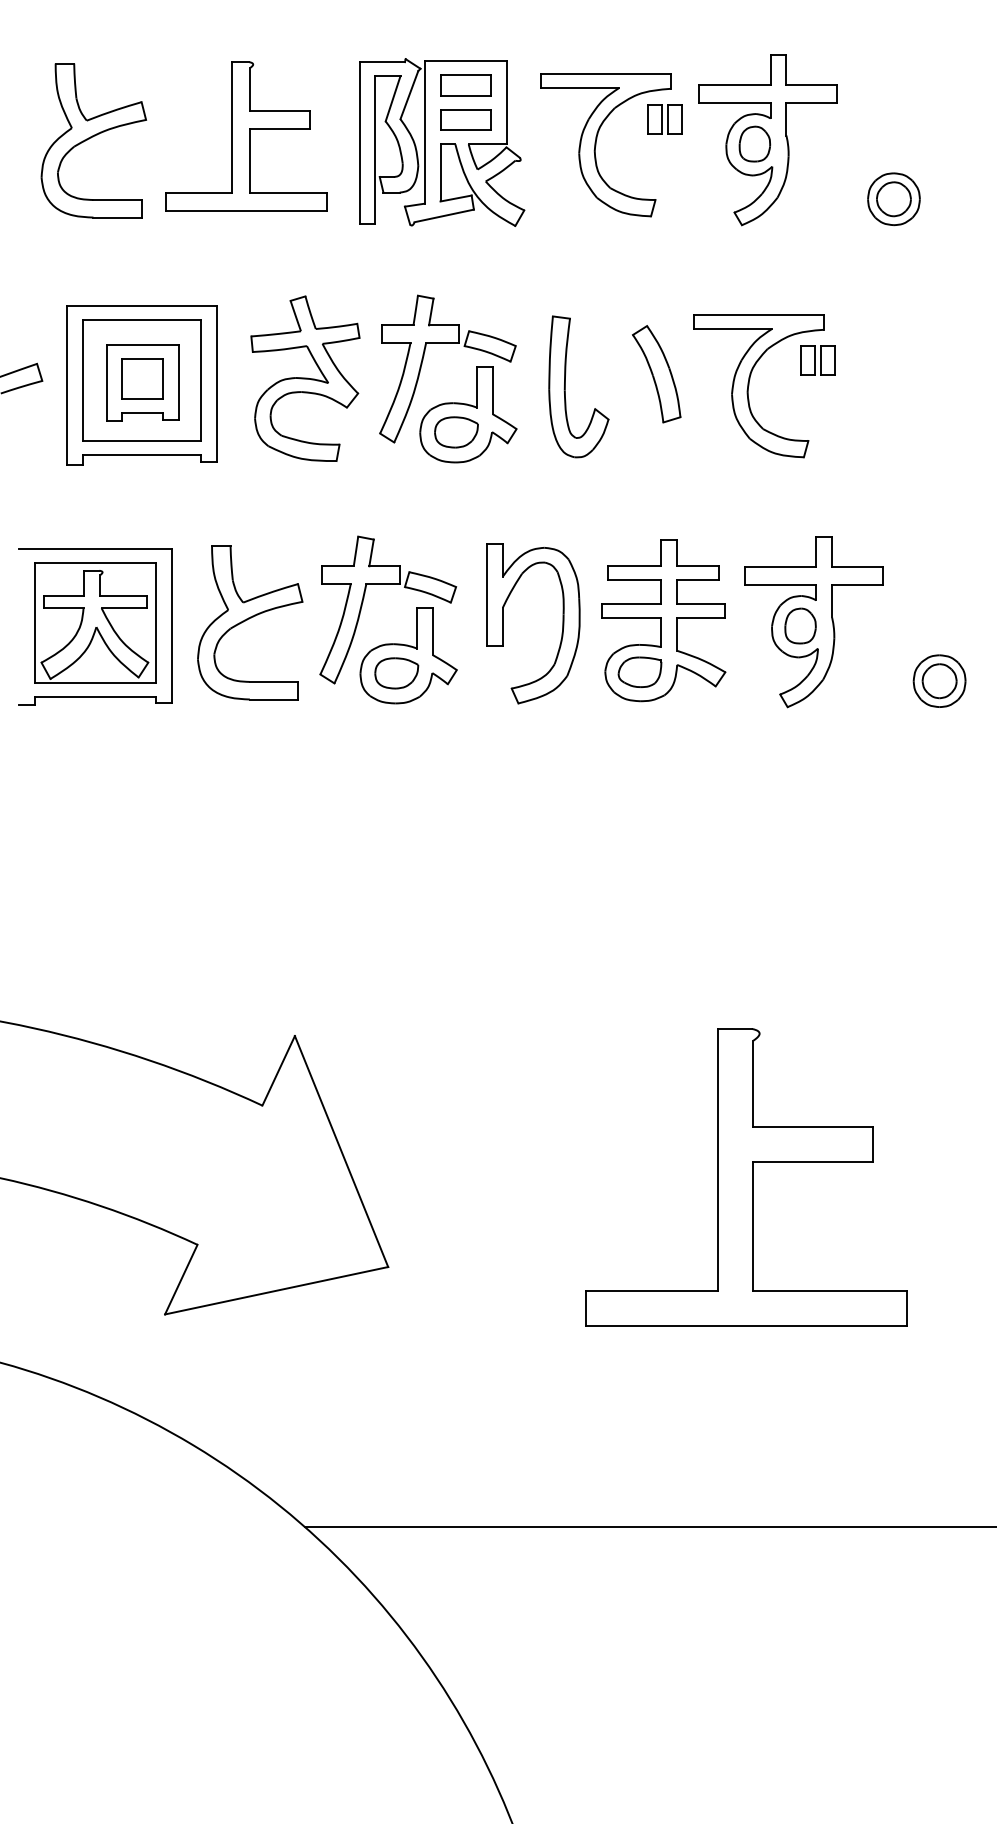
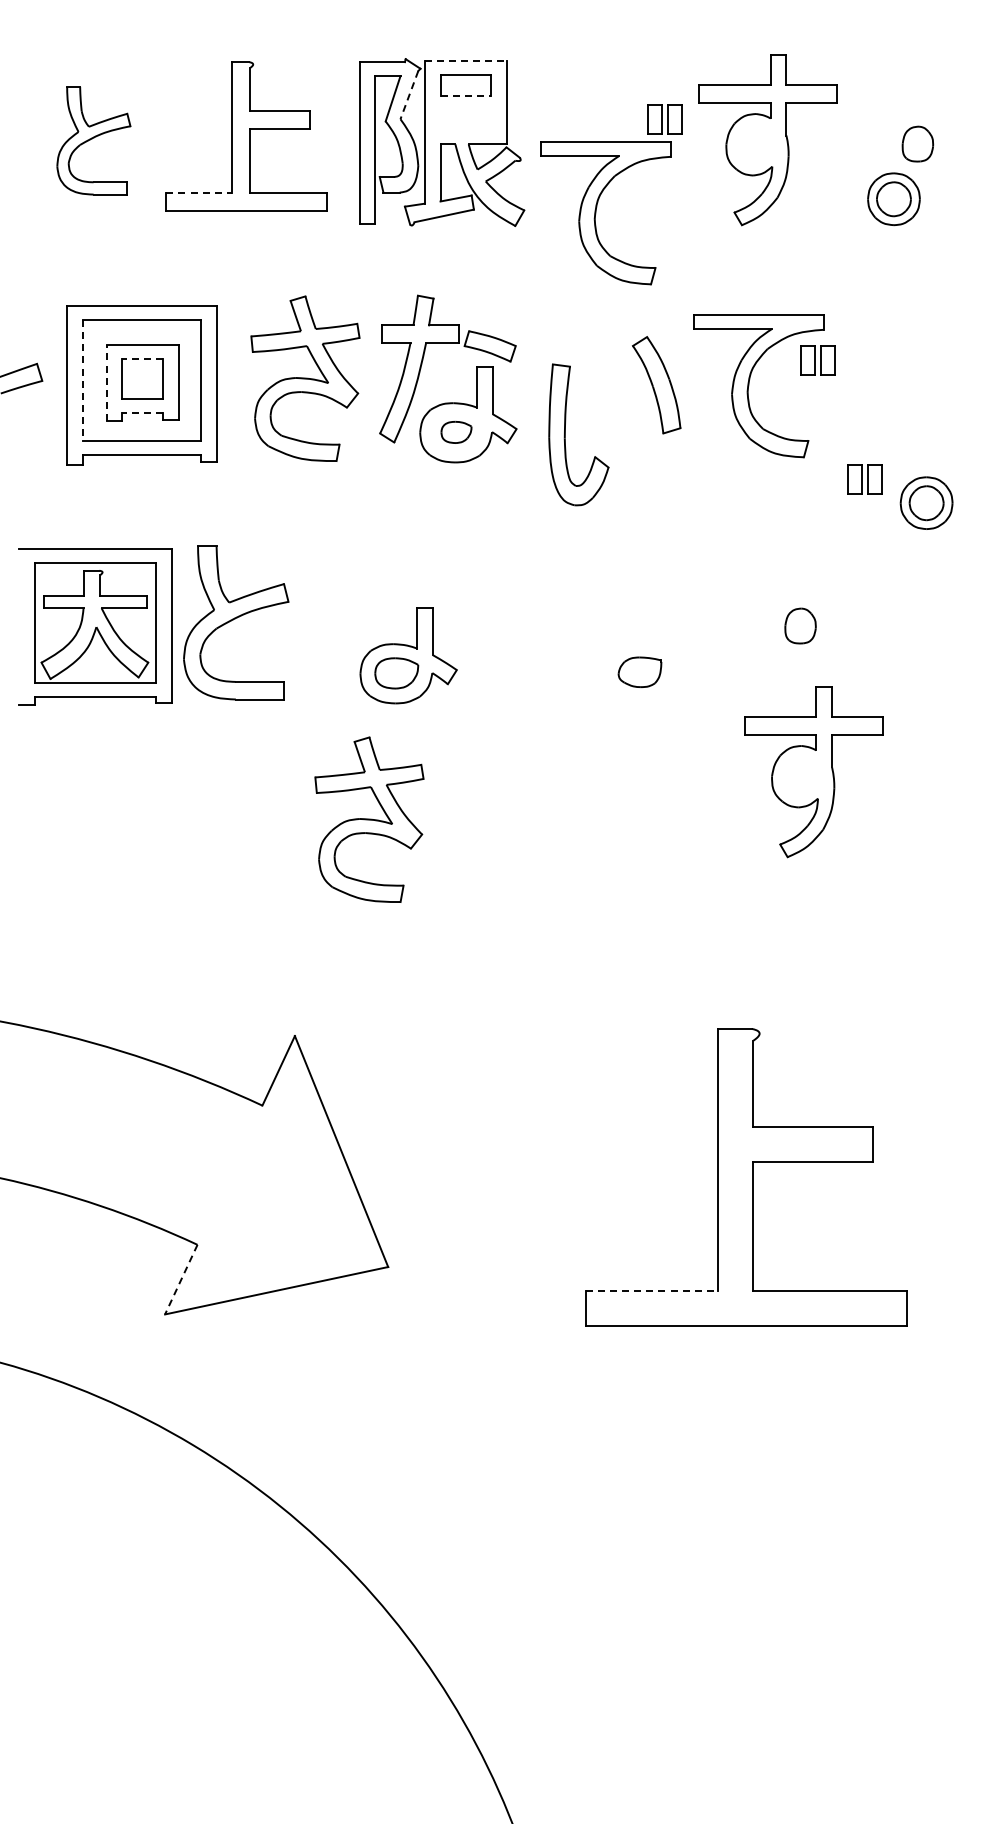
line: solid -> dashed (465, 60)
line: solid -> dashed (409, 95)
line: solid -> dashed (466, 96)
part: present -> none (465, 119)
part size: 108x156 px -> 76x110 px (93, 140)
part position: (754, 143) -> (917, 143) (917, 143)
part position: (596, 145) -> (596, 213) (596, 213)
line: solid -> dashed (199, 193)
line: solid -> dashed (142, 359)
part position: (656, 374) -> (656, 385) (656, 385)
line: solid -> dashed (83, 381)
line: solid -> dashed (106, 383)
part position: (565, 386) -> (565, 434) (565, 434)
line: solid -> dashed (142, 412)
part size: 45x33 px -> 33x24 px (456, 431)
part: none -> present (864, 479)
part: present -> none (388, 584)
part: present -> none (663, 620)
part position: (250, 622) -> (236, 622) (236, 622)
part position: (813, 622) -> (813, 772) (813, 772)
part: present -> none (562, 623)
part position: (939, 680) -> (926, 502) (926, 502)
part: none -> present (369, 819)
line: solid -> dashed (181, 1280)
line: solid -> dashed (652, 1291)
line: present -> none (649, 1527)
